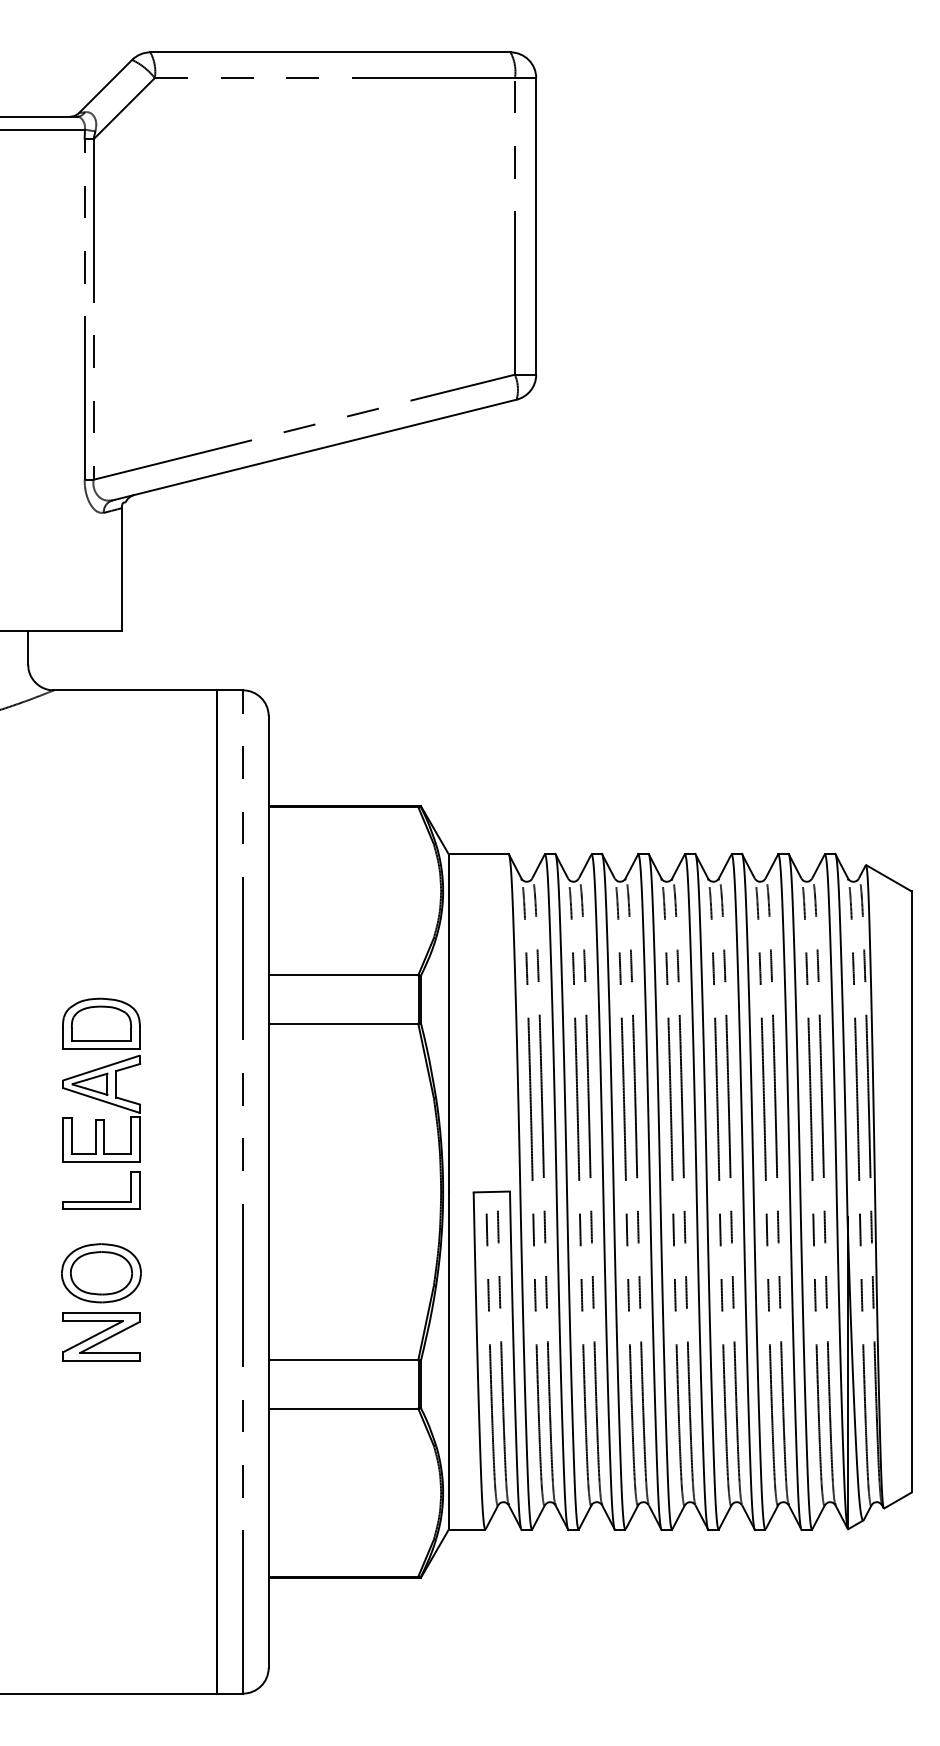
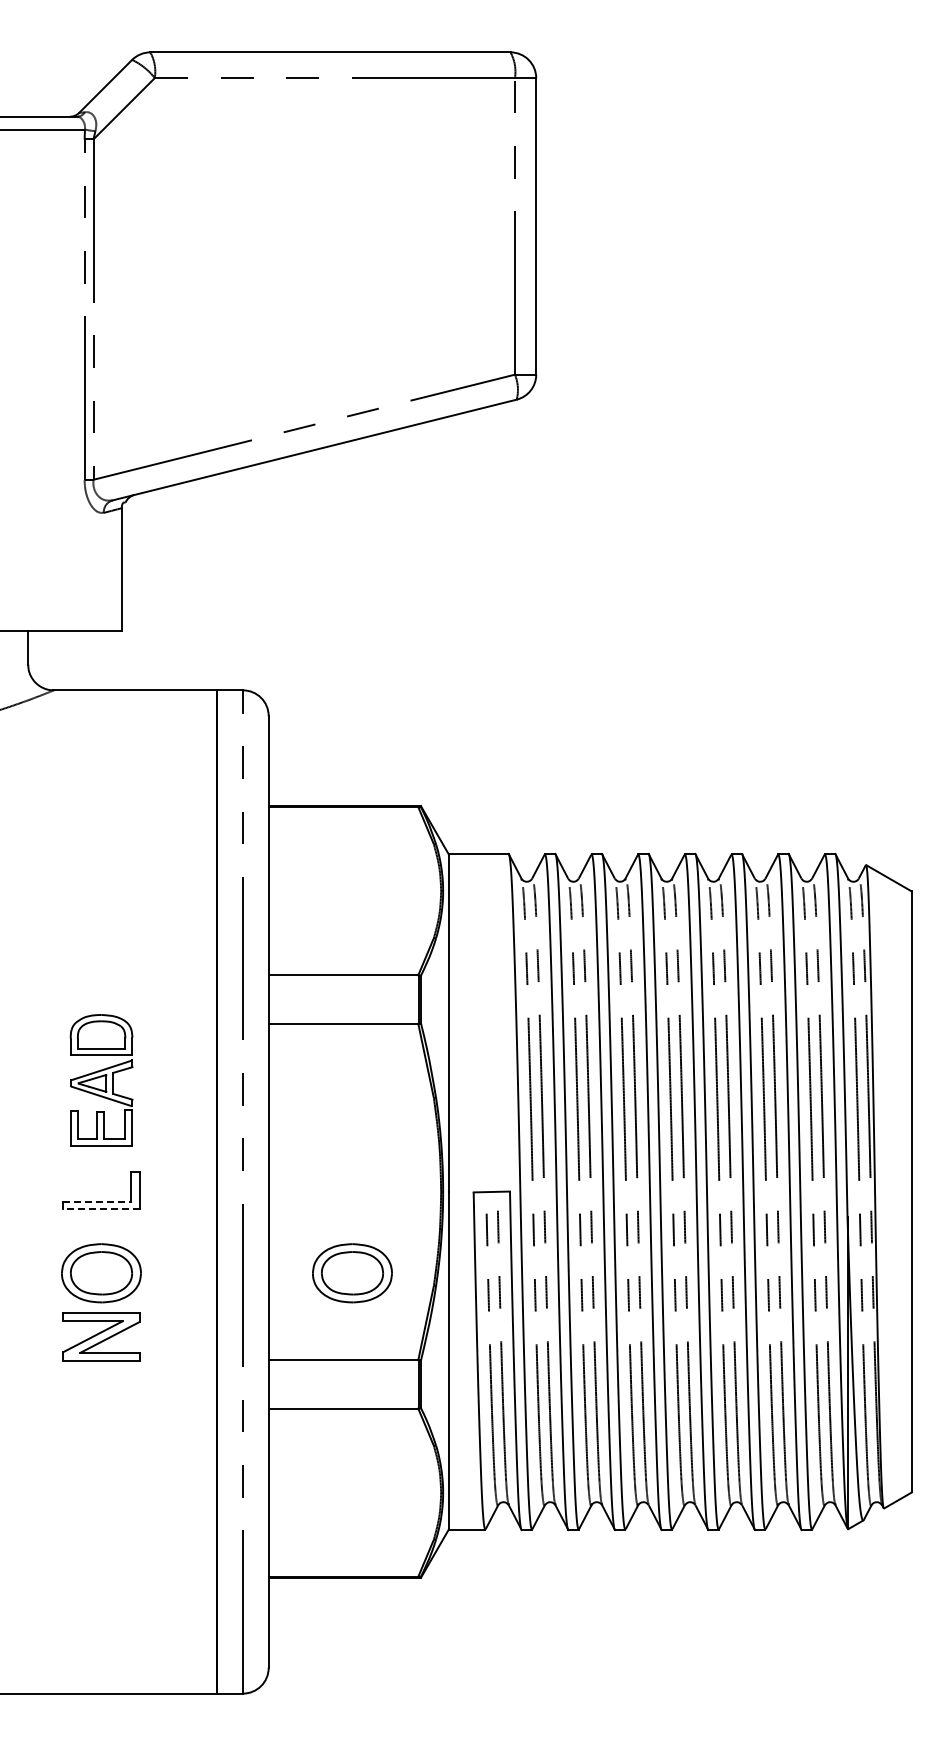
part size: 80x166 px -> 65x133 px (101, 1080)
line: solid -> dashed (97, 1201)
line: solid -> dashed (101, 1209)
part: none -> present (352, 1273)
